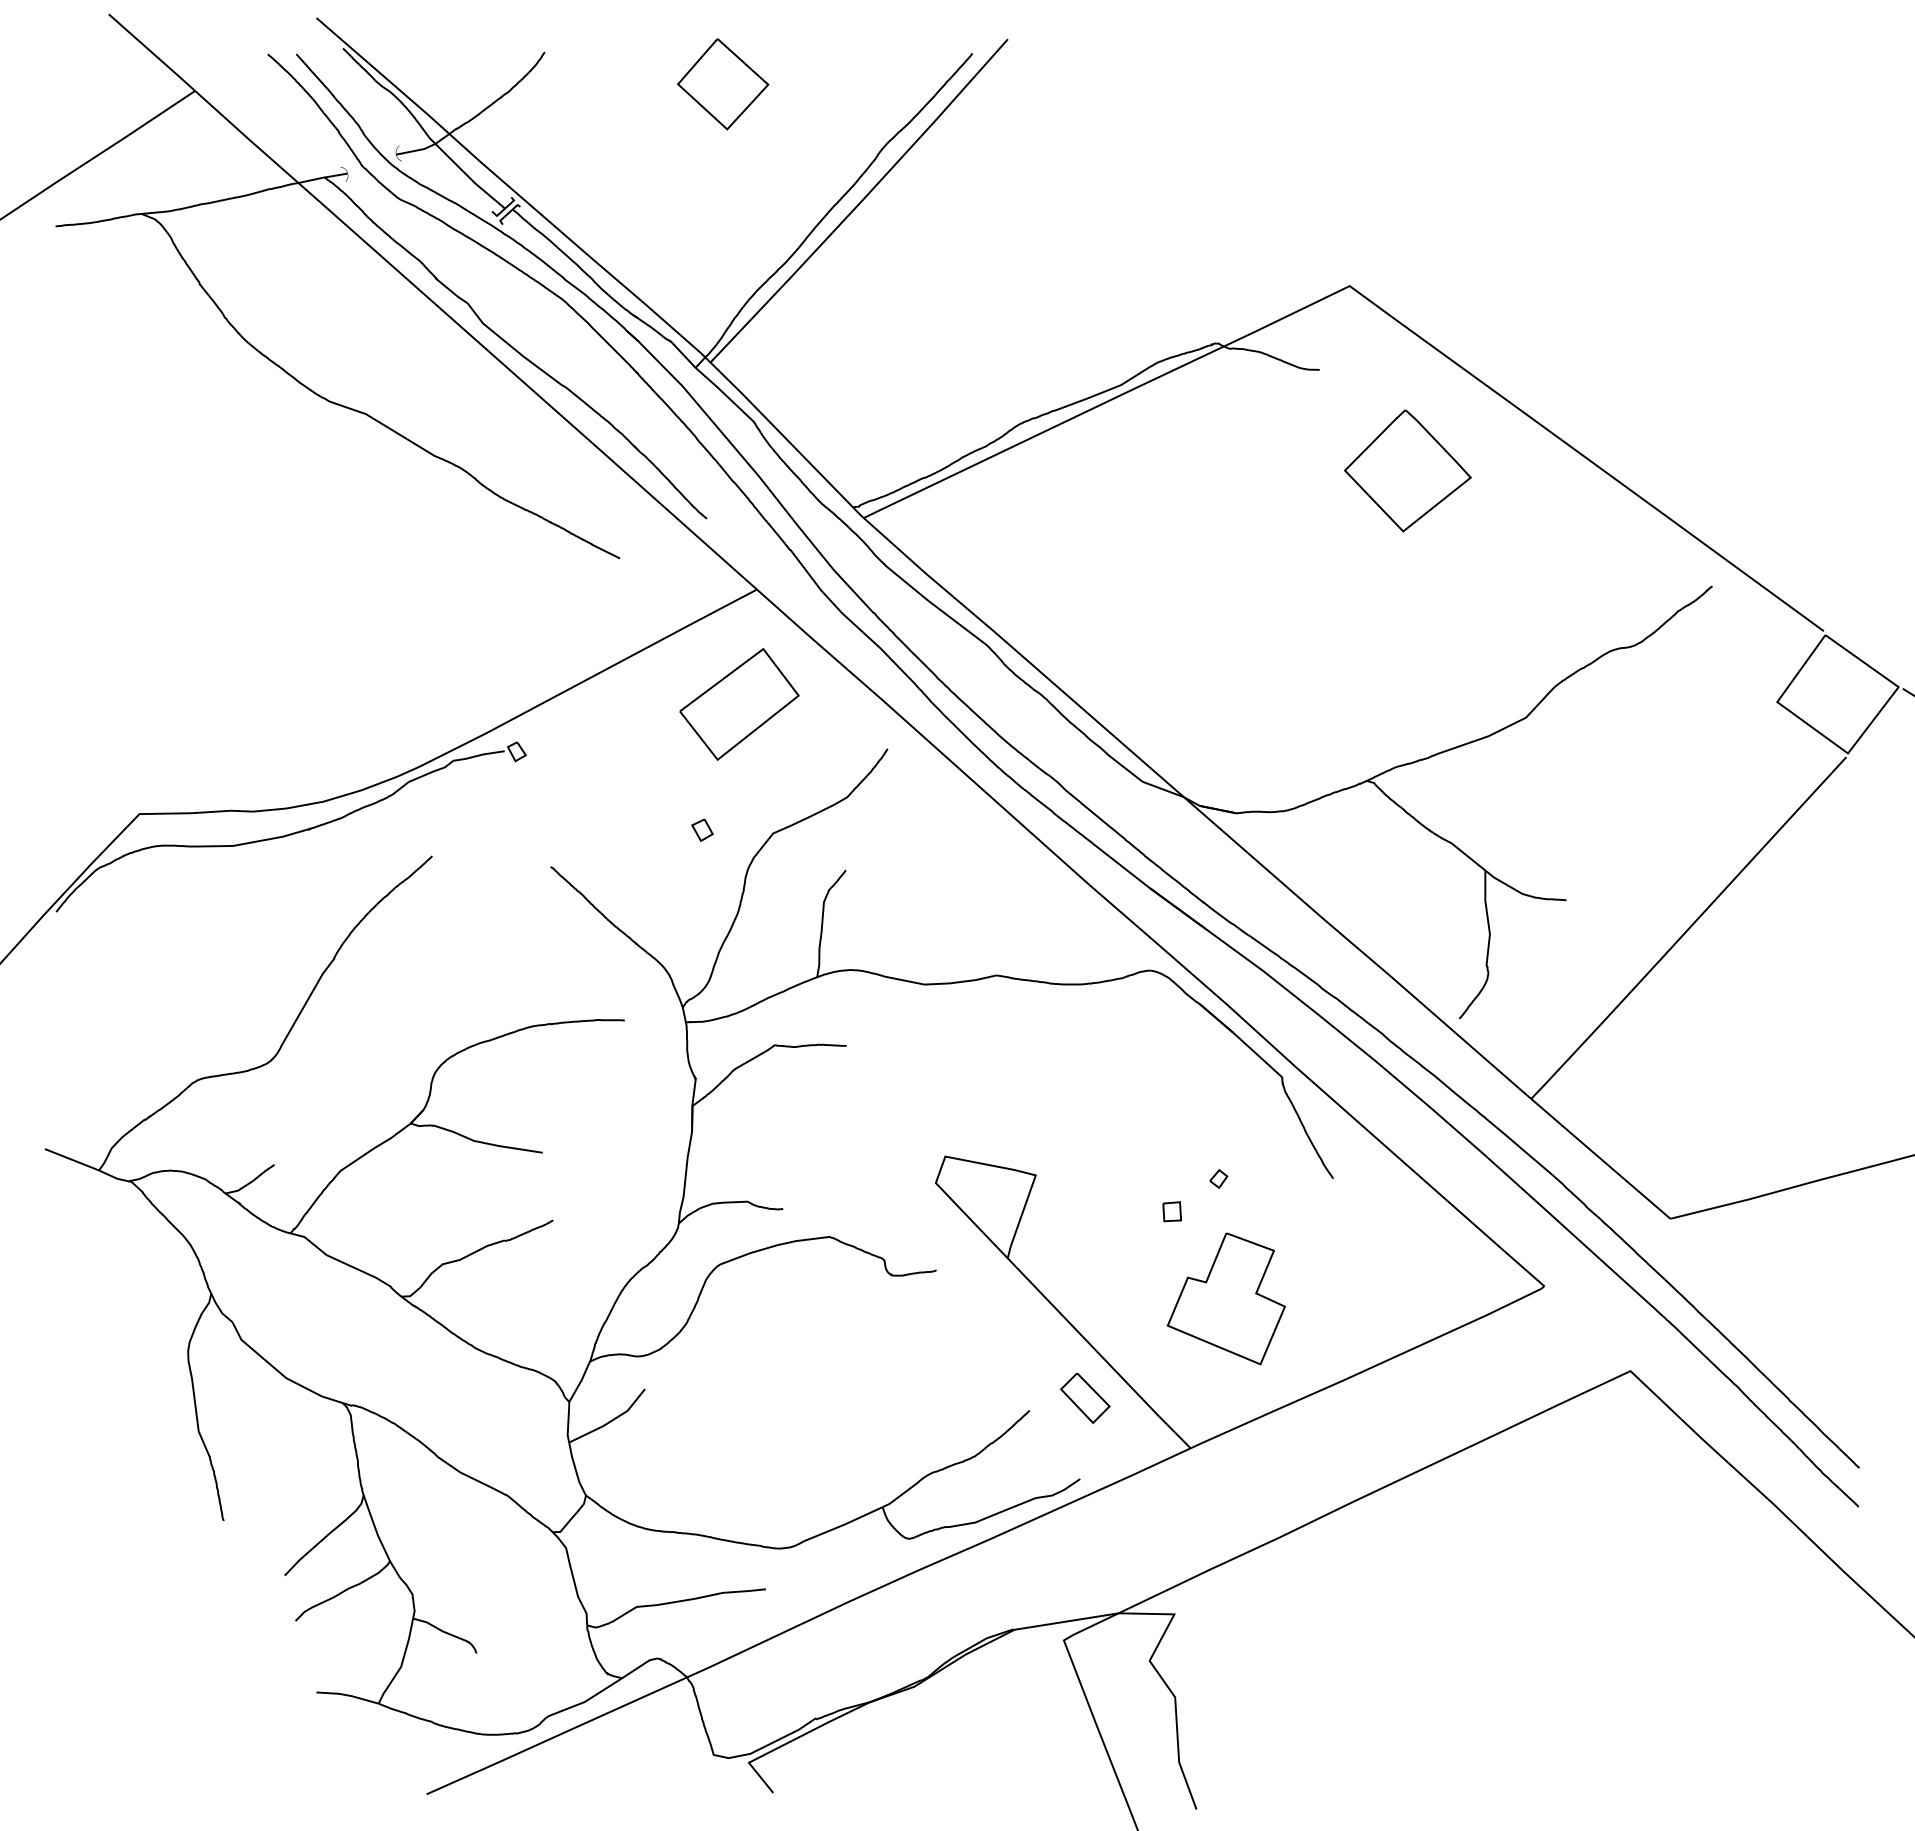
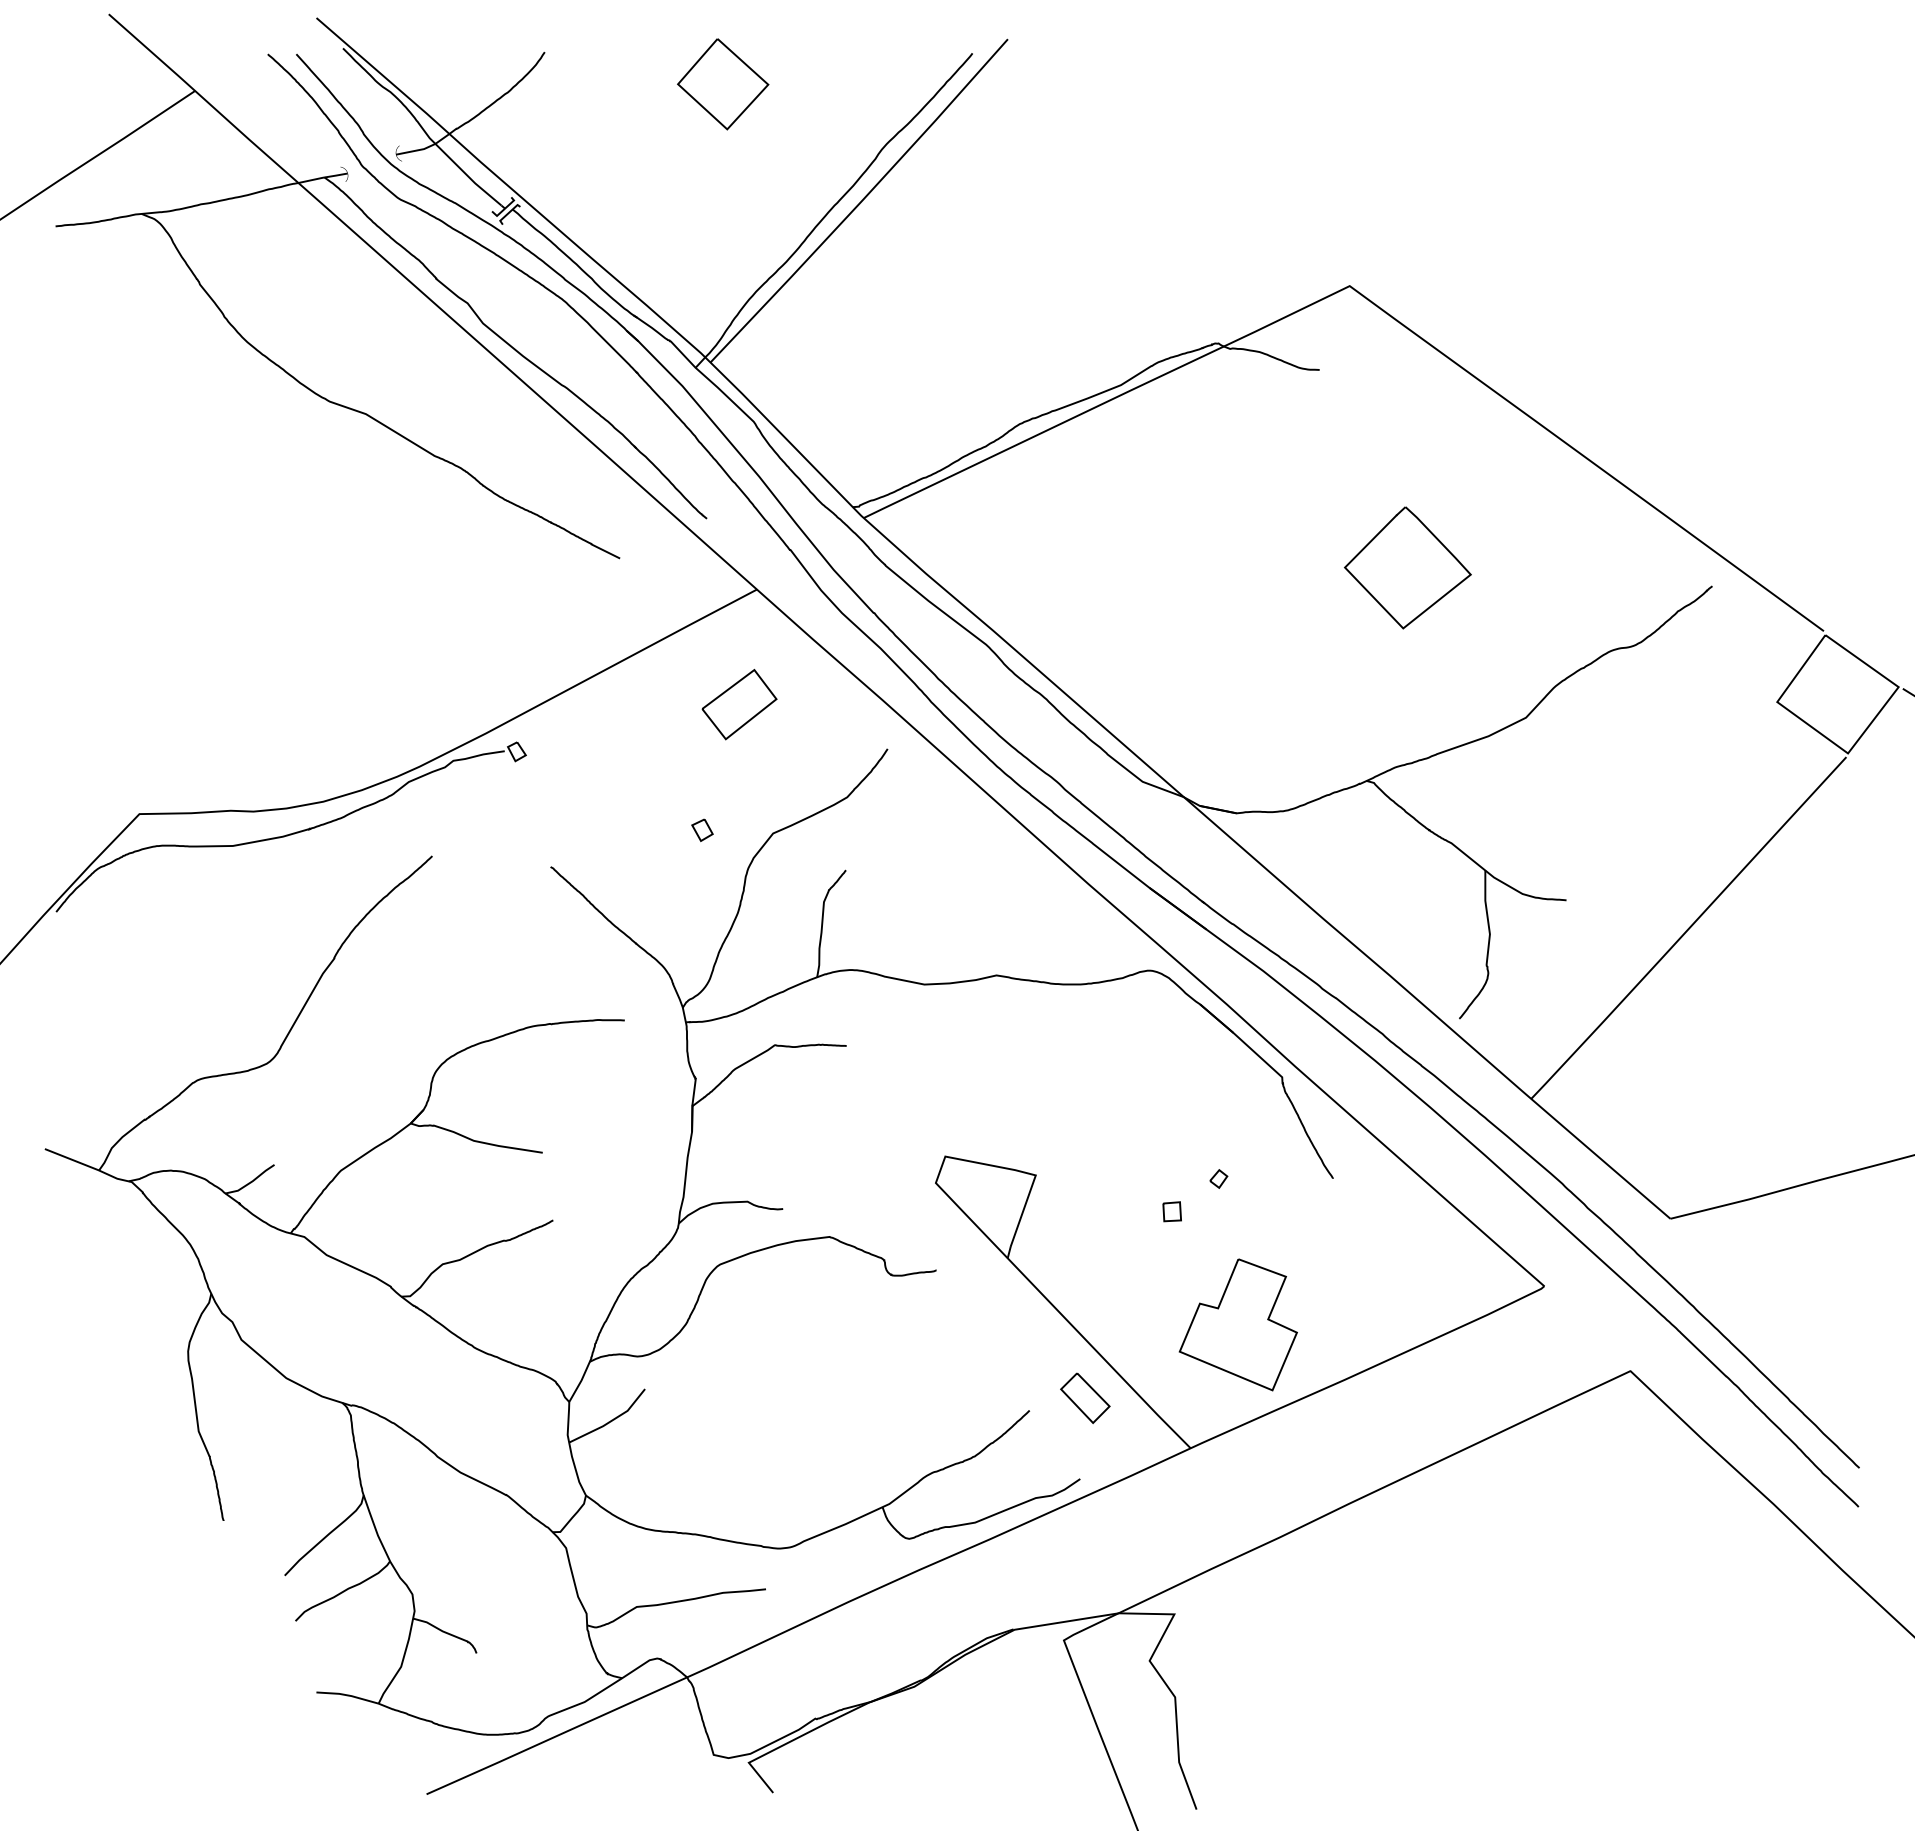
part position: (1407, 470) -> (1407, 567) (1407, 567)
part size: 121x113 px -> 77x72 px (739, 704)
part position: (1225, 1298) -> (1237, 1324) (1237, 1324)
